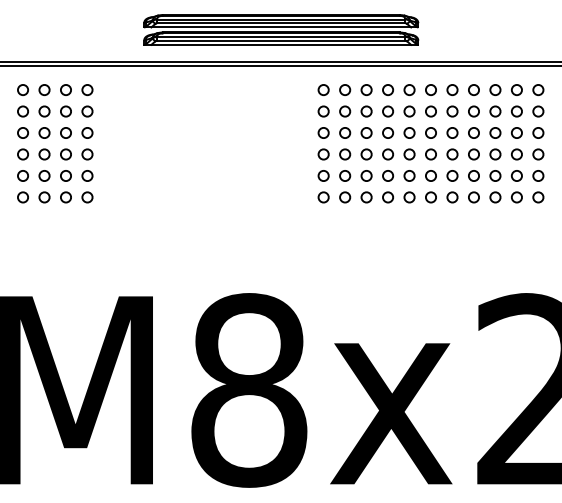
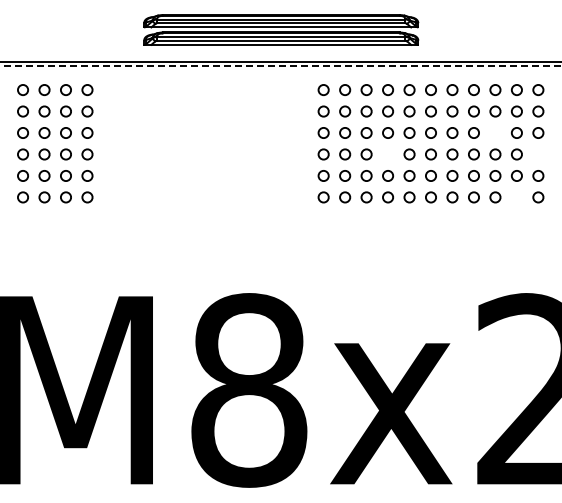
line: solid -> dashed (280, 66)
circle: present -> none (495, 132)
circle: present -> none (388, 154)
circle: present -> none (538, 154)
circle: present -> none (516, 197)
